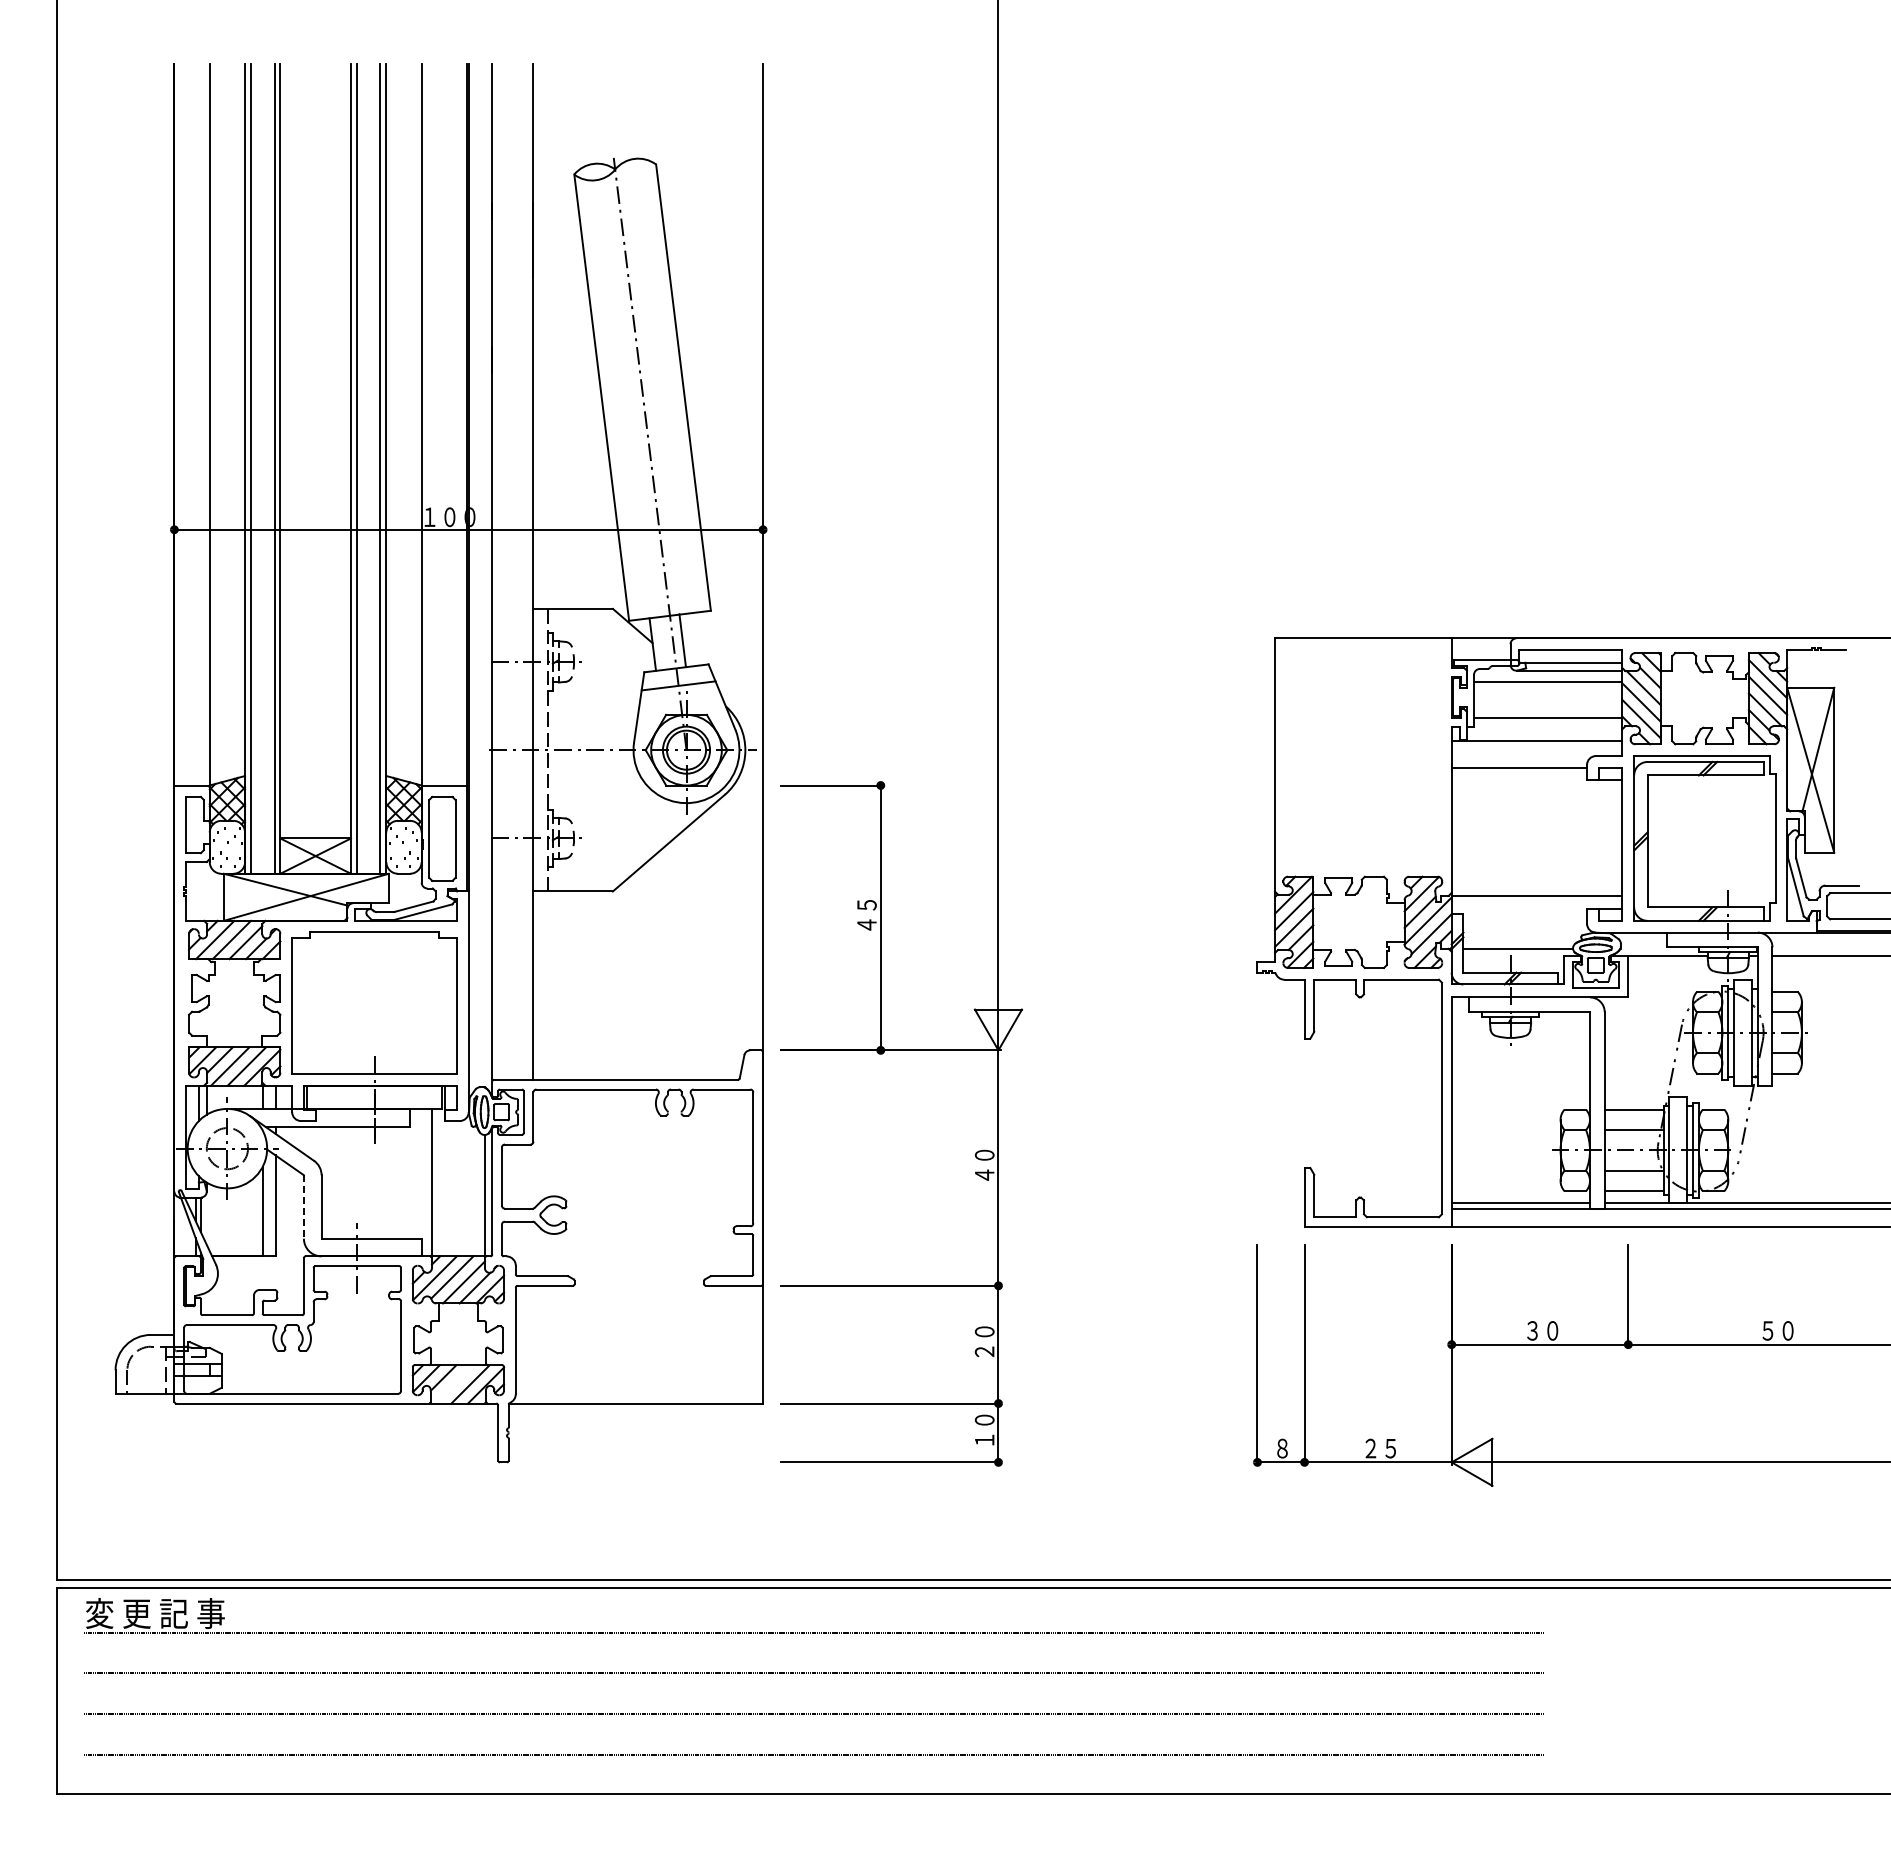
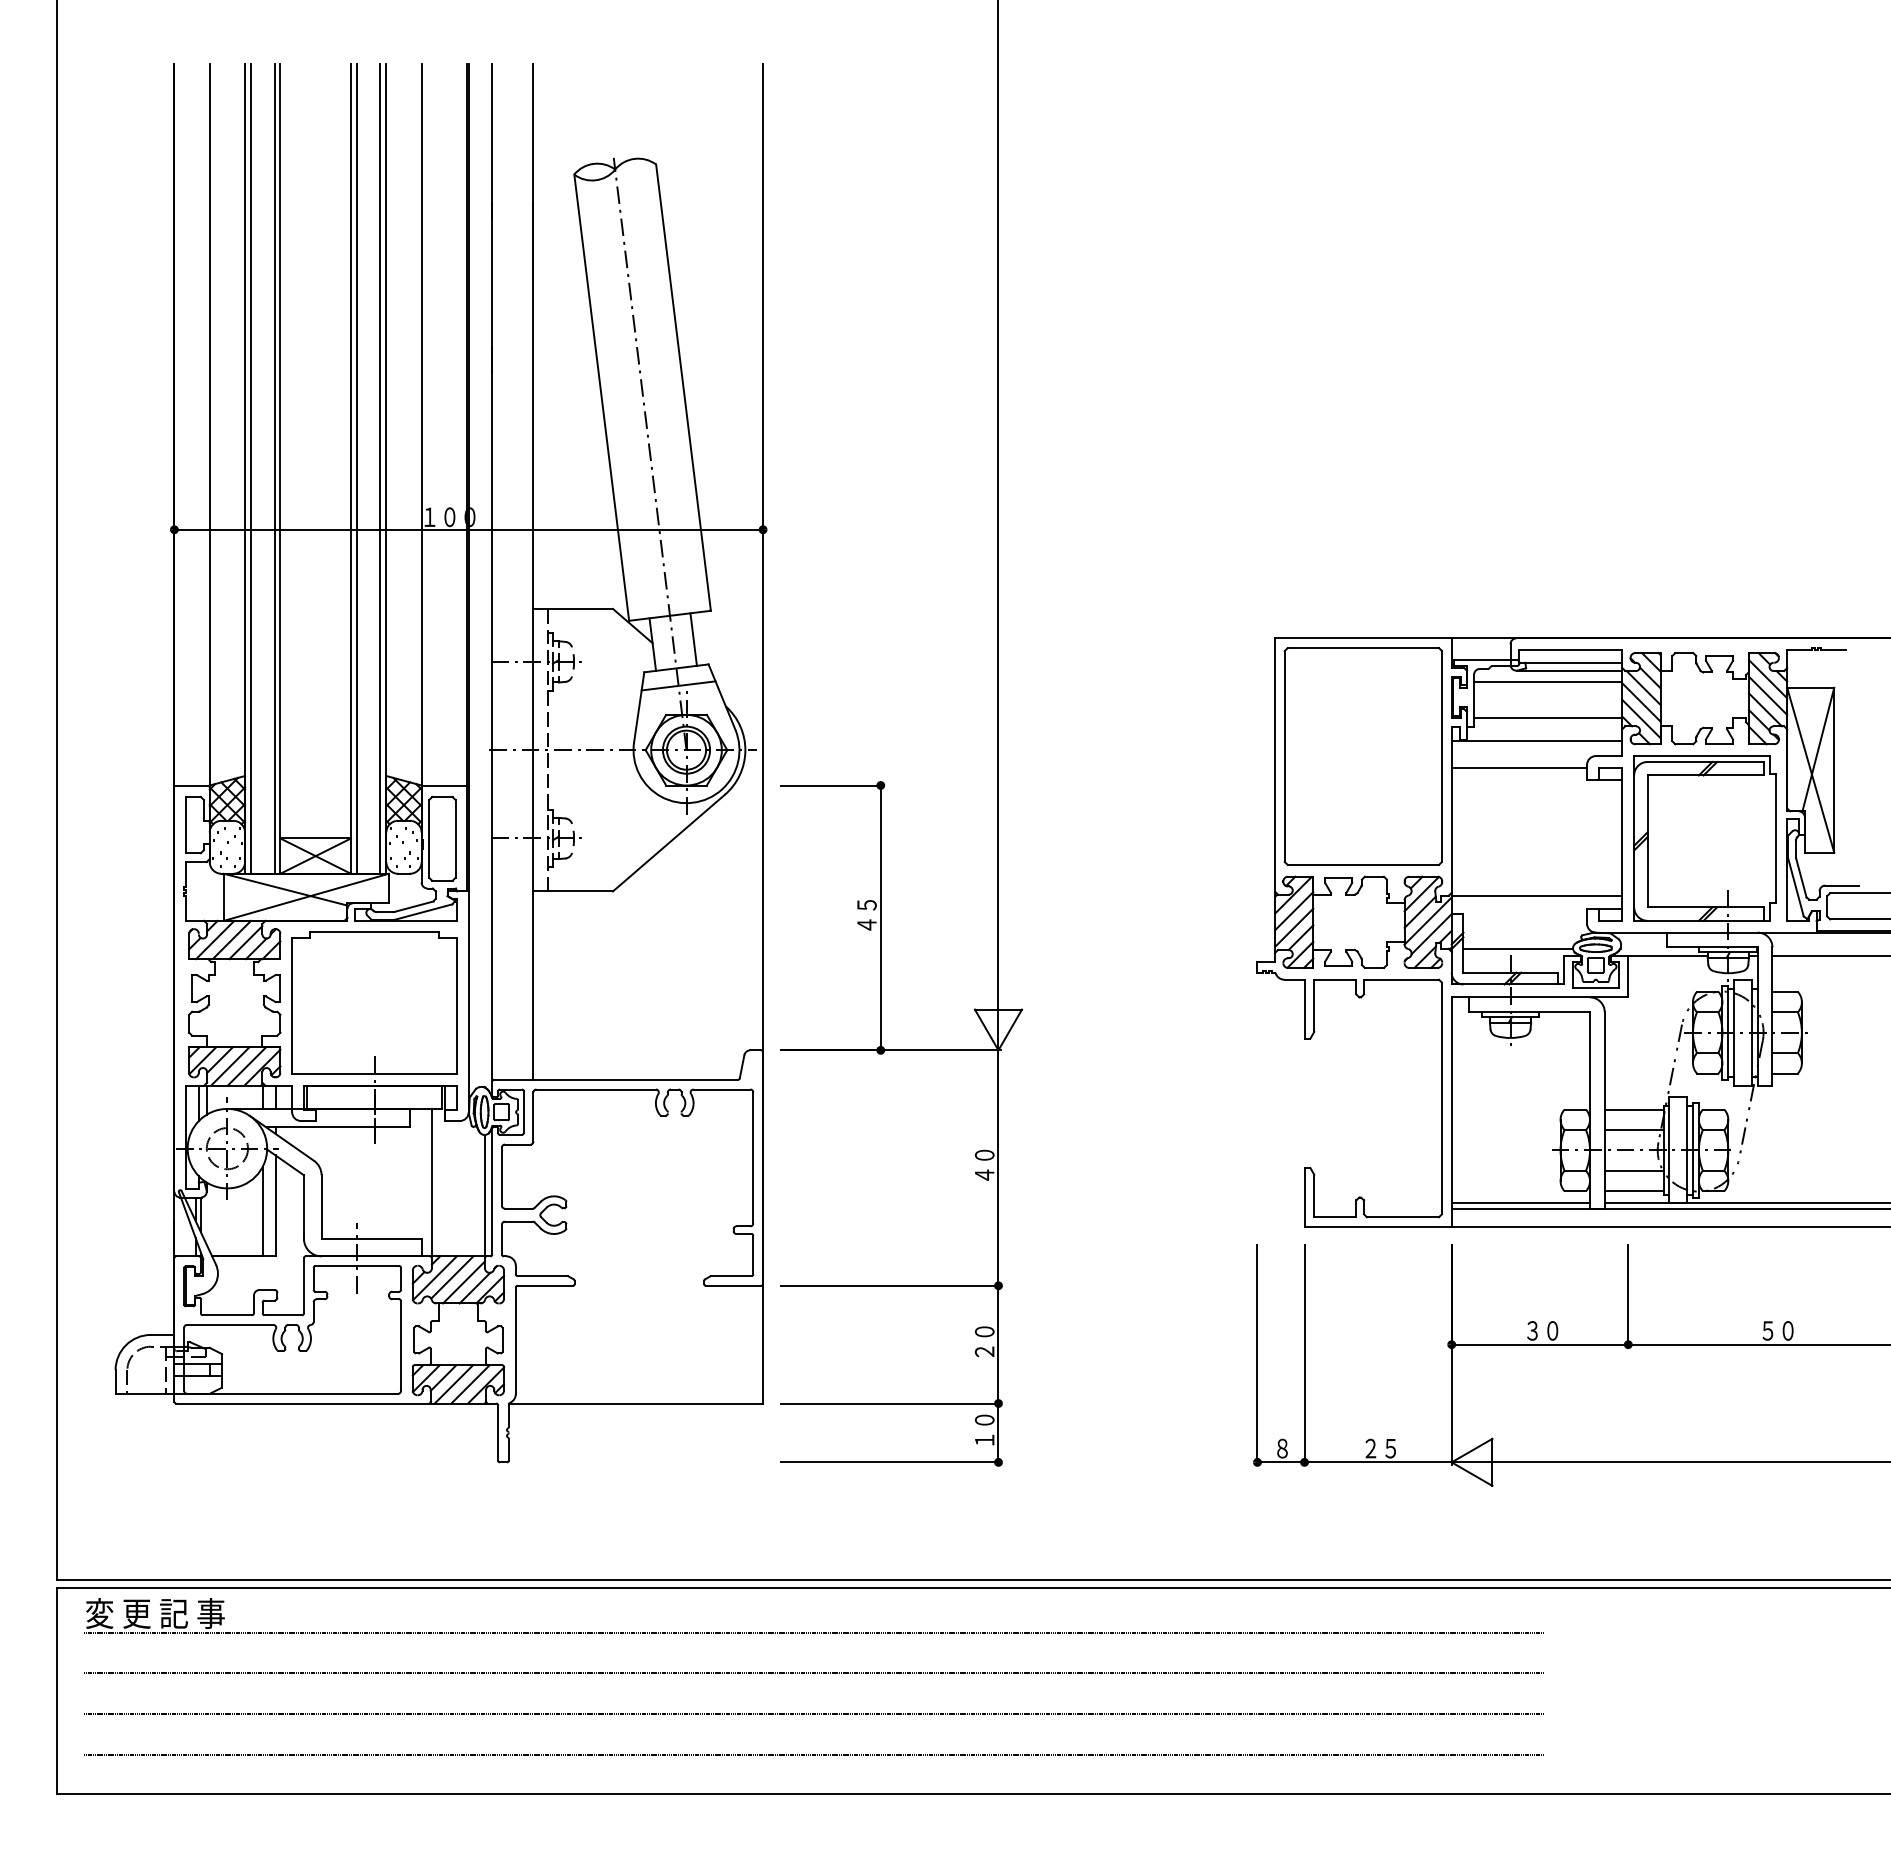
line position: (682, 640) -> (693, 639) (693, 639)
part: none -> present (1362, 756)
line: dashed -> solid (303, 1206)
line: none -> present (453, 1384)
